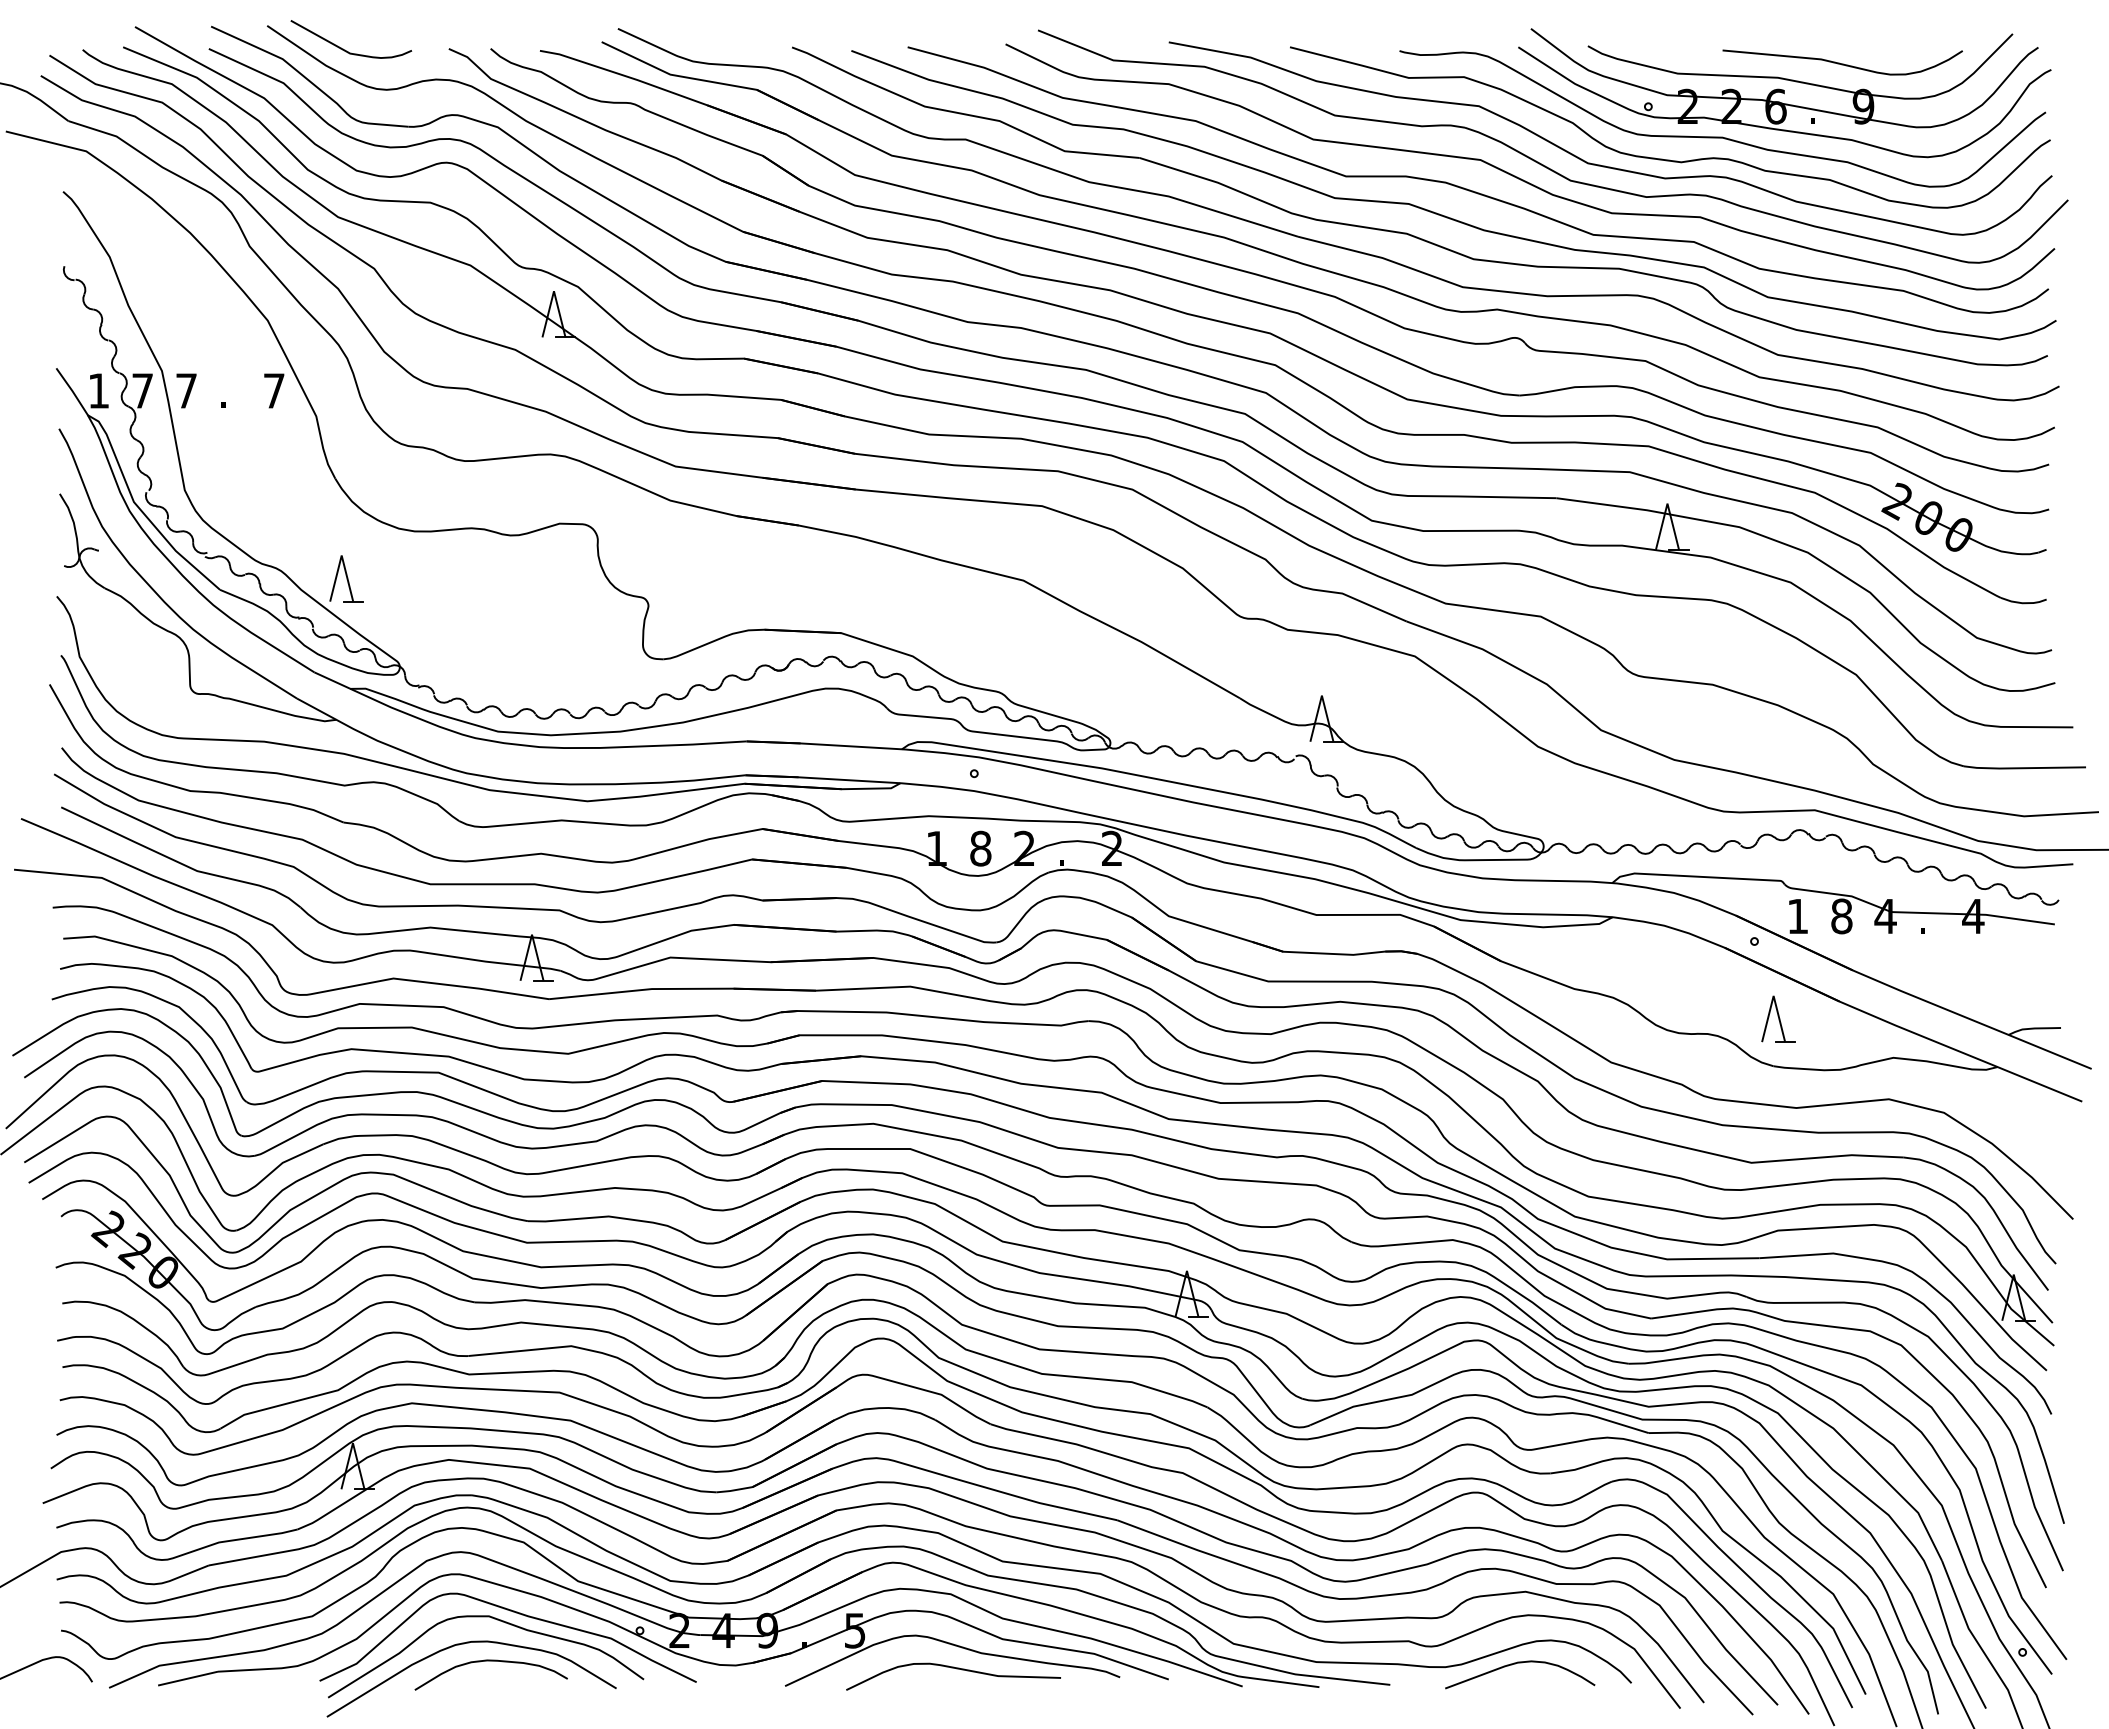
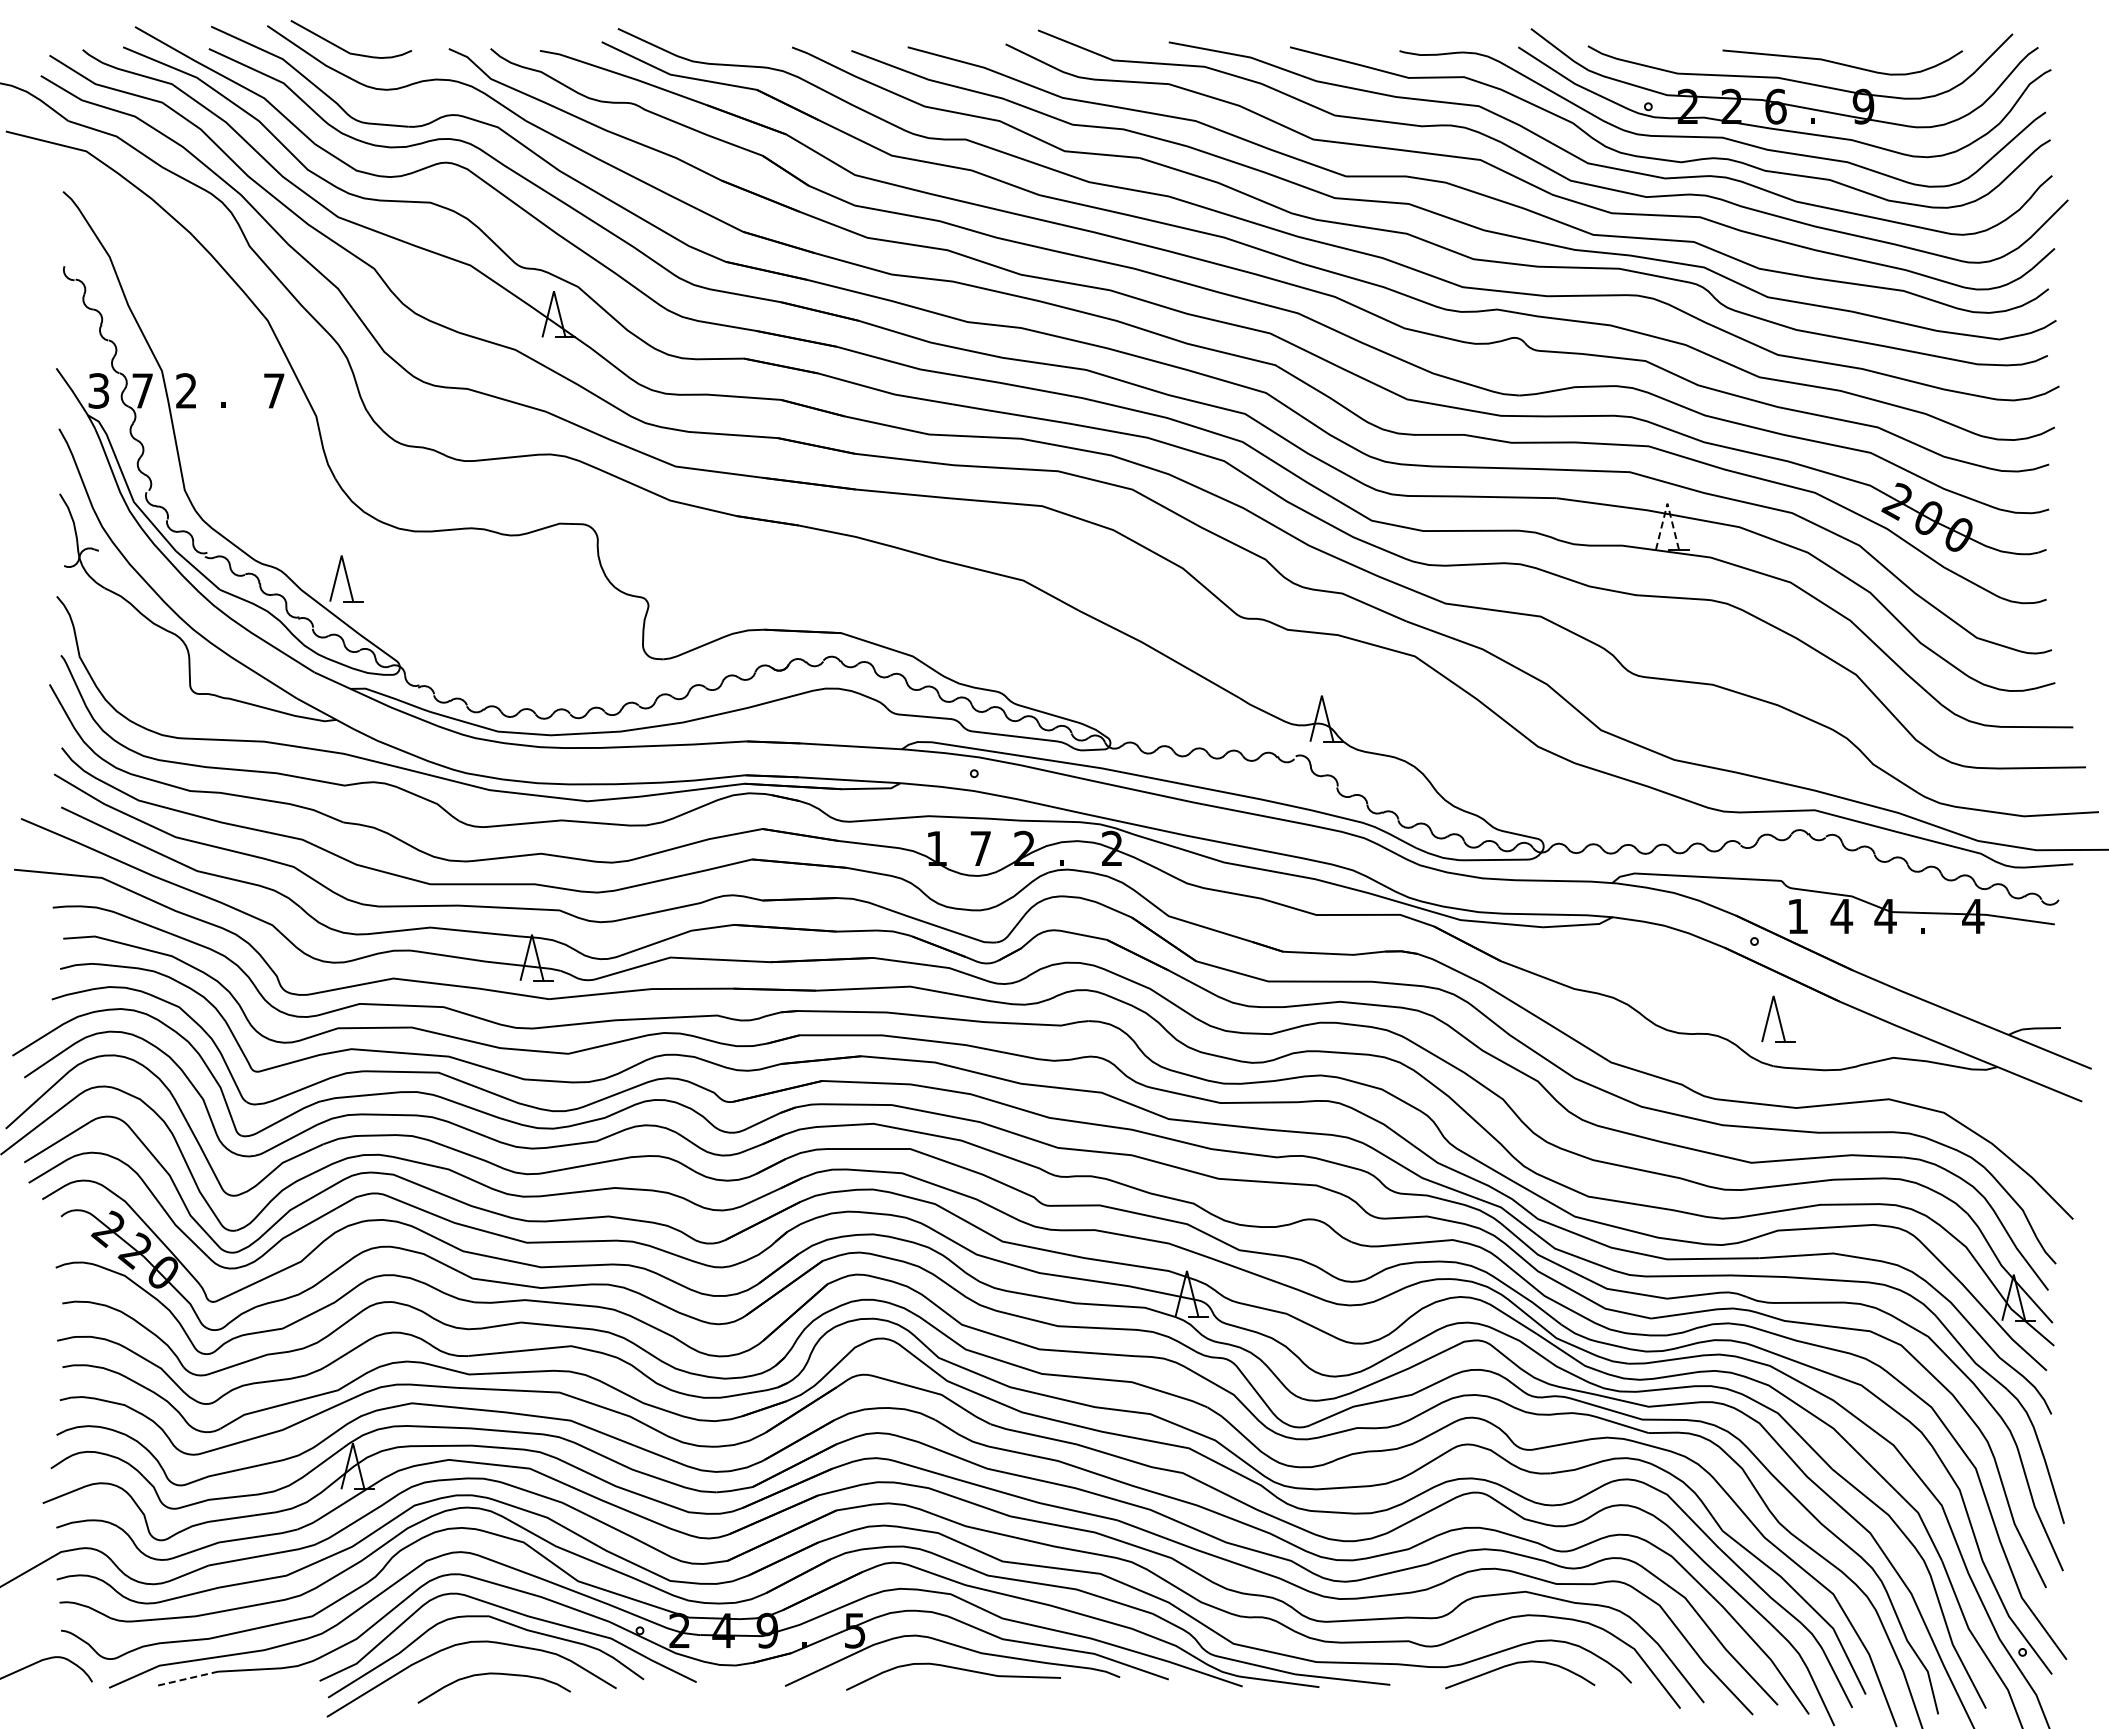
text: 1 -> 3 (98, 390)
text: 7 -> 2 (186, 390)
line: solid -> dashed (1667, 503)
text: 8 -> 7 (980, 848)
text: 8 -> 4 (1841, 916)
curve position: (490, 1661) -> (493, 1674) (493, 1674)
line: solid -> dashed (188, 1678)
